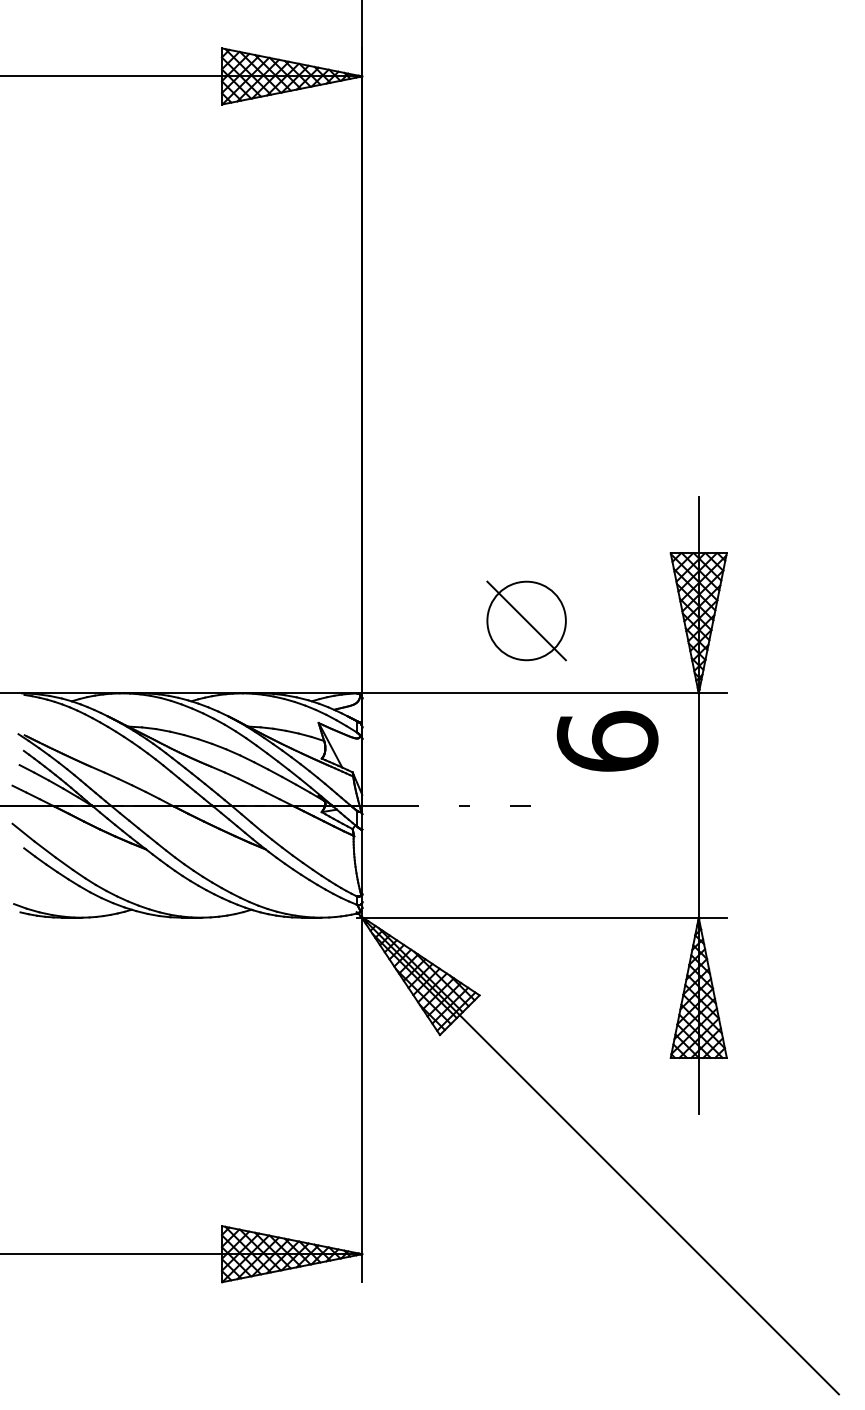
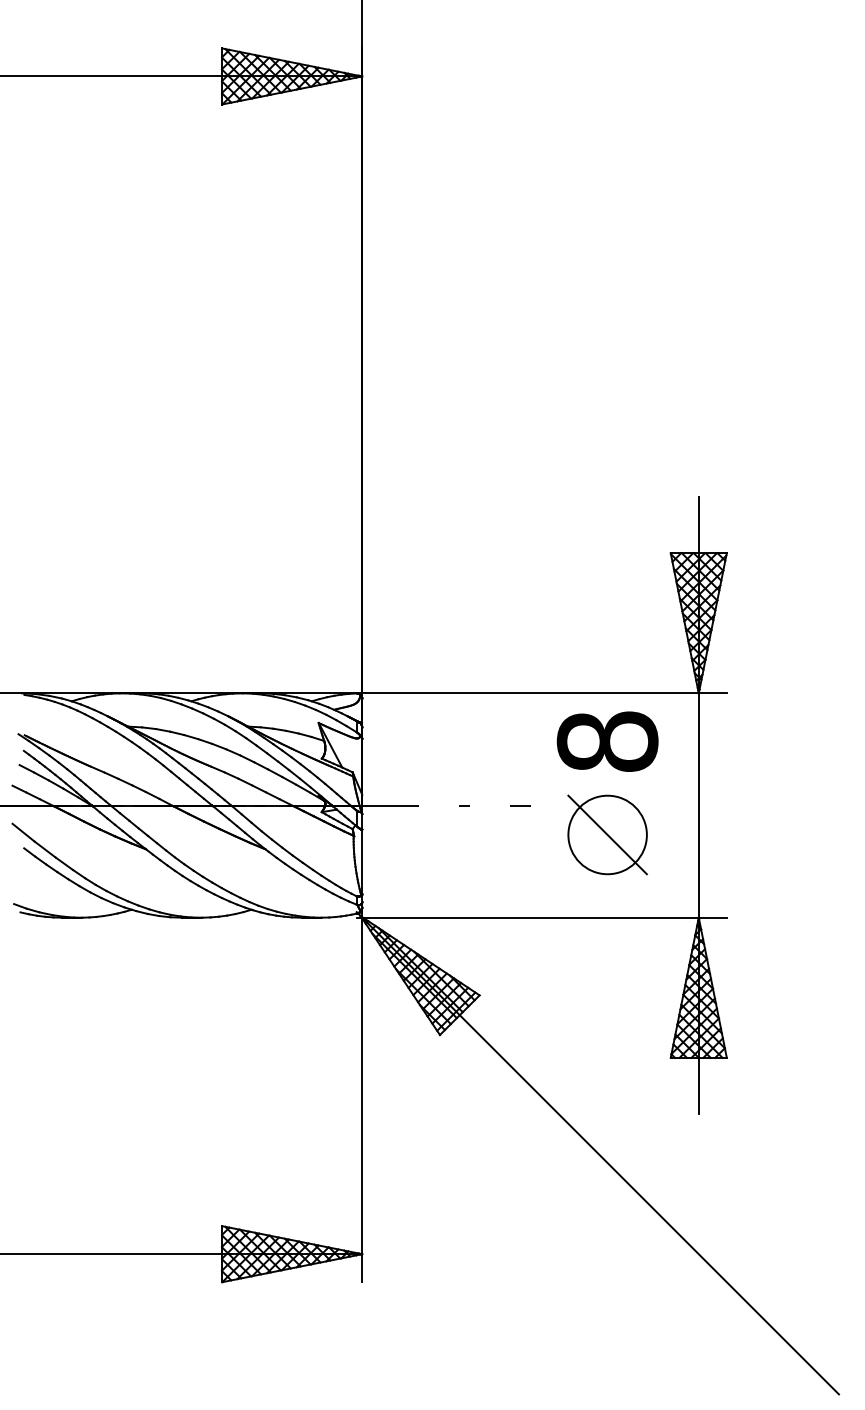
part position: (526, 620) -> (607, 834) (607, 834)
text: 6 -> 8 (607, 740)
